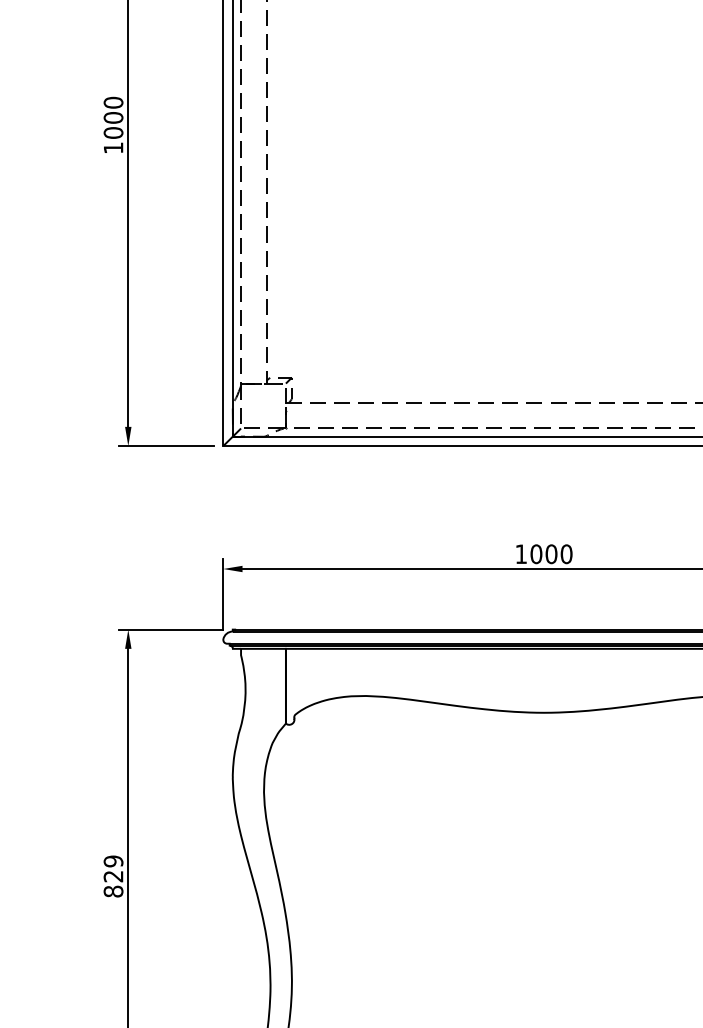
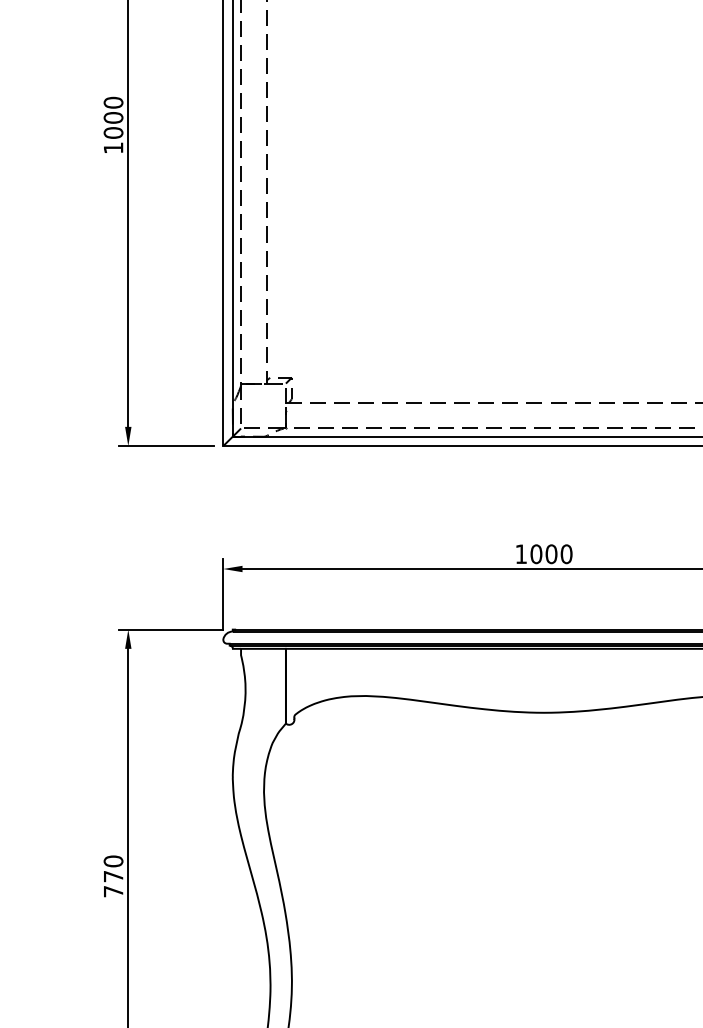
text: 829 -> 770 (113, 876)
